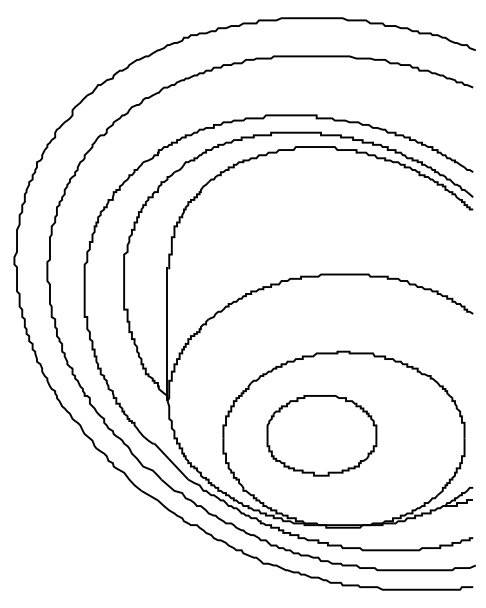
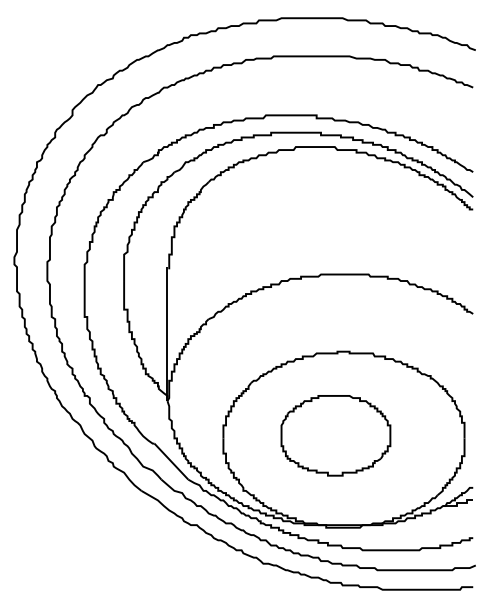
part position: (321, 435) -> (335, 435) (335, 435)
